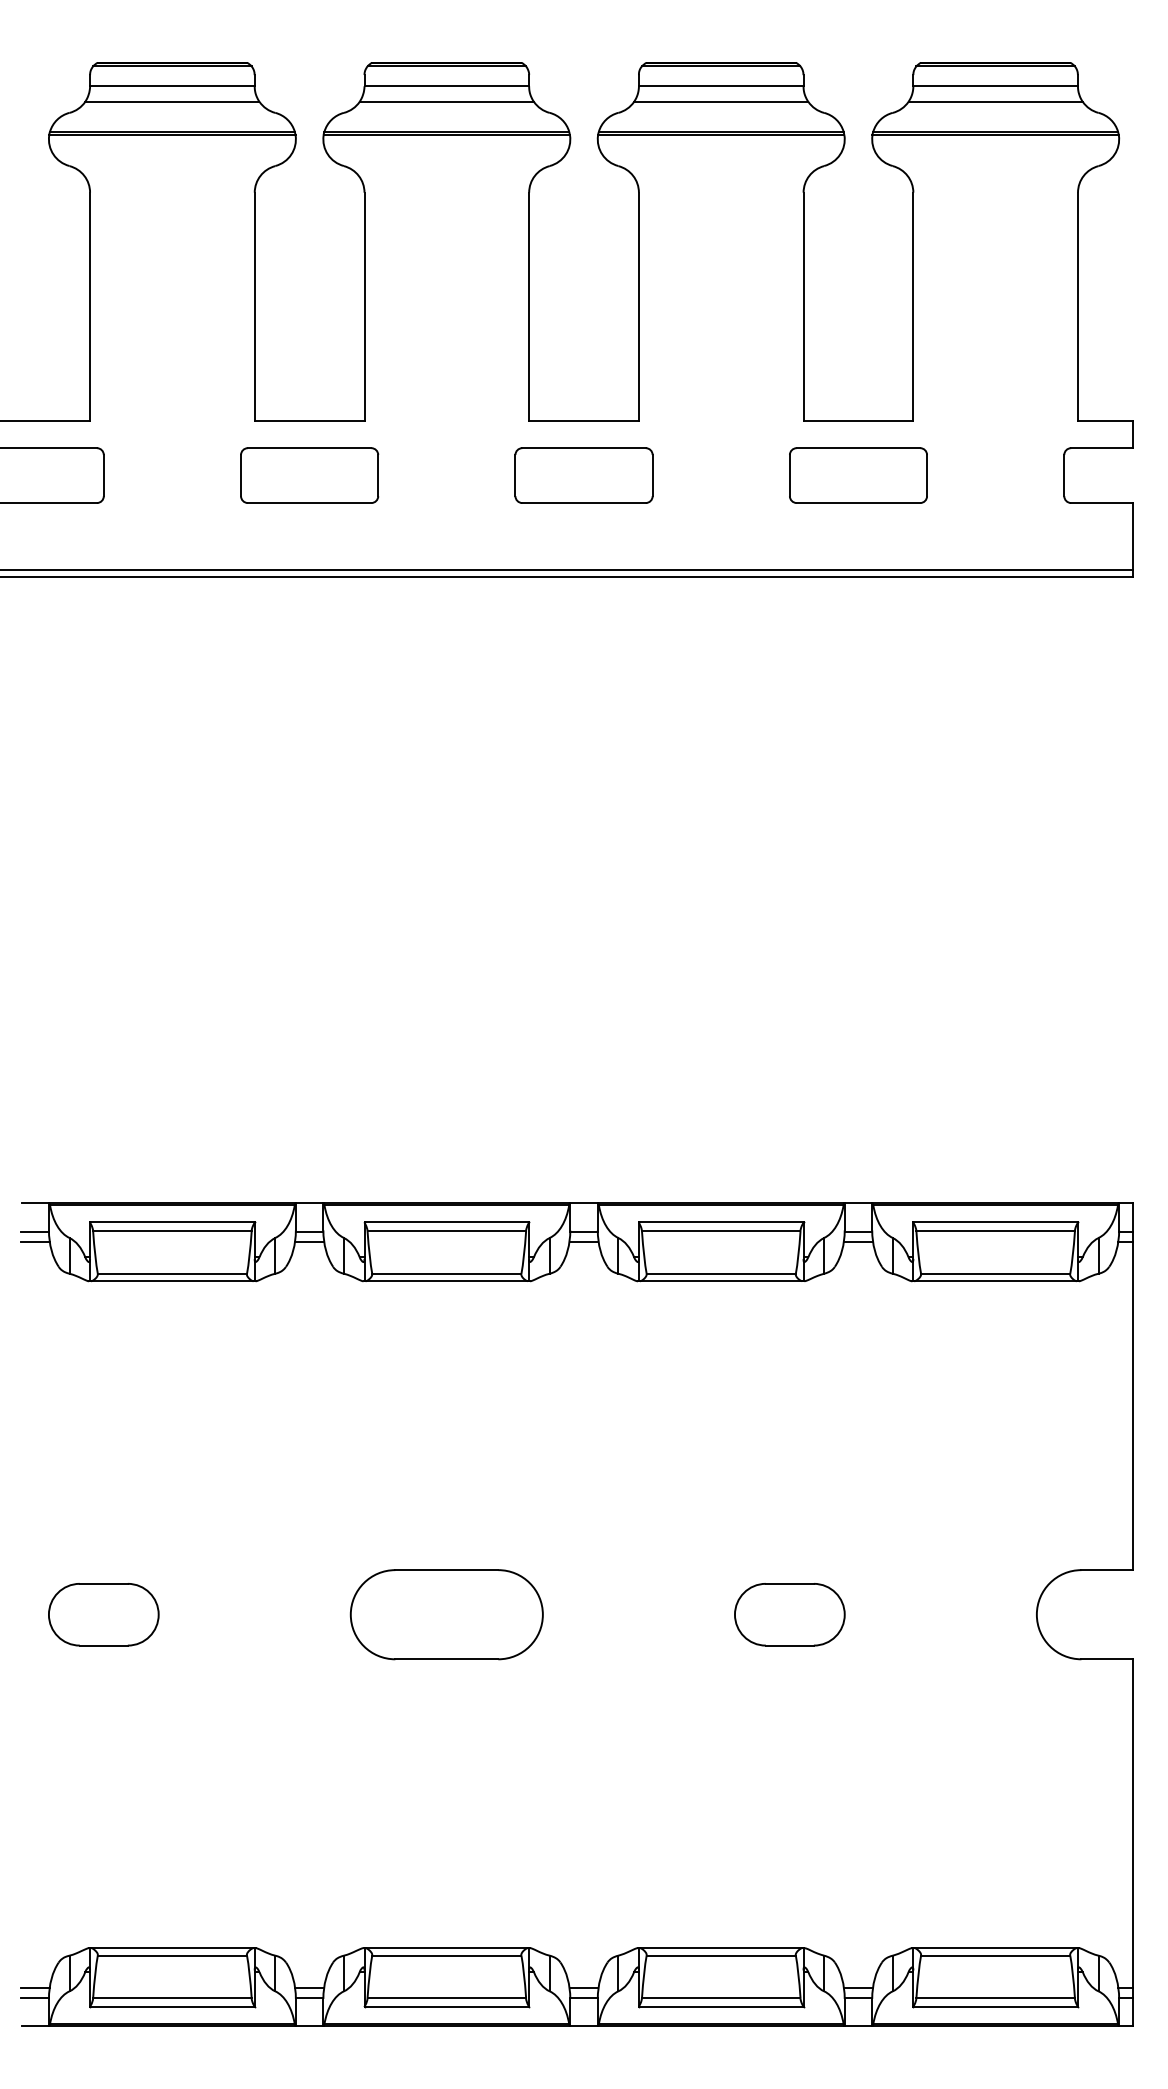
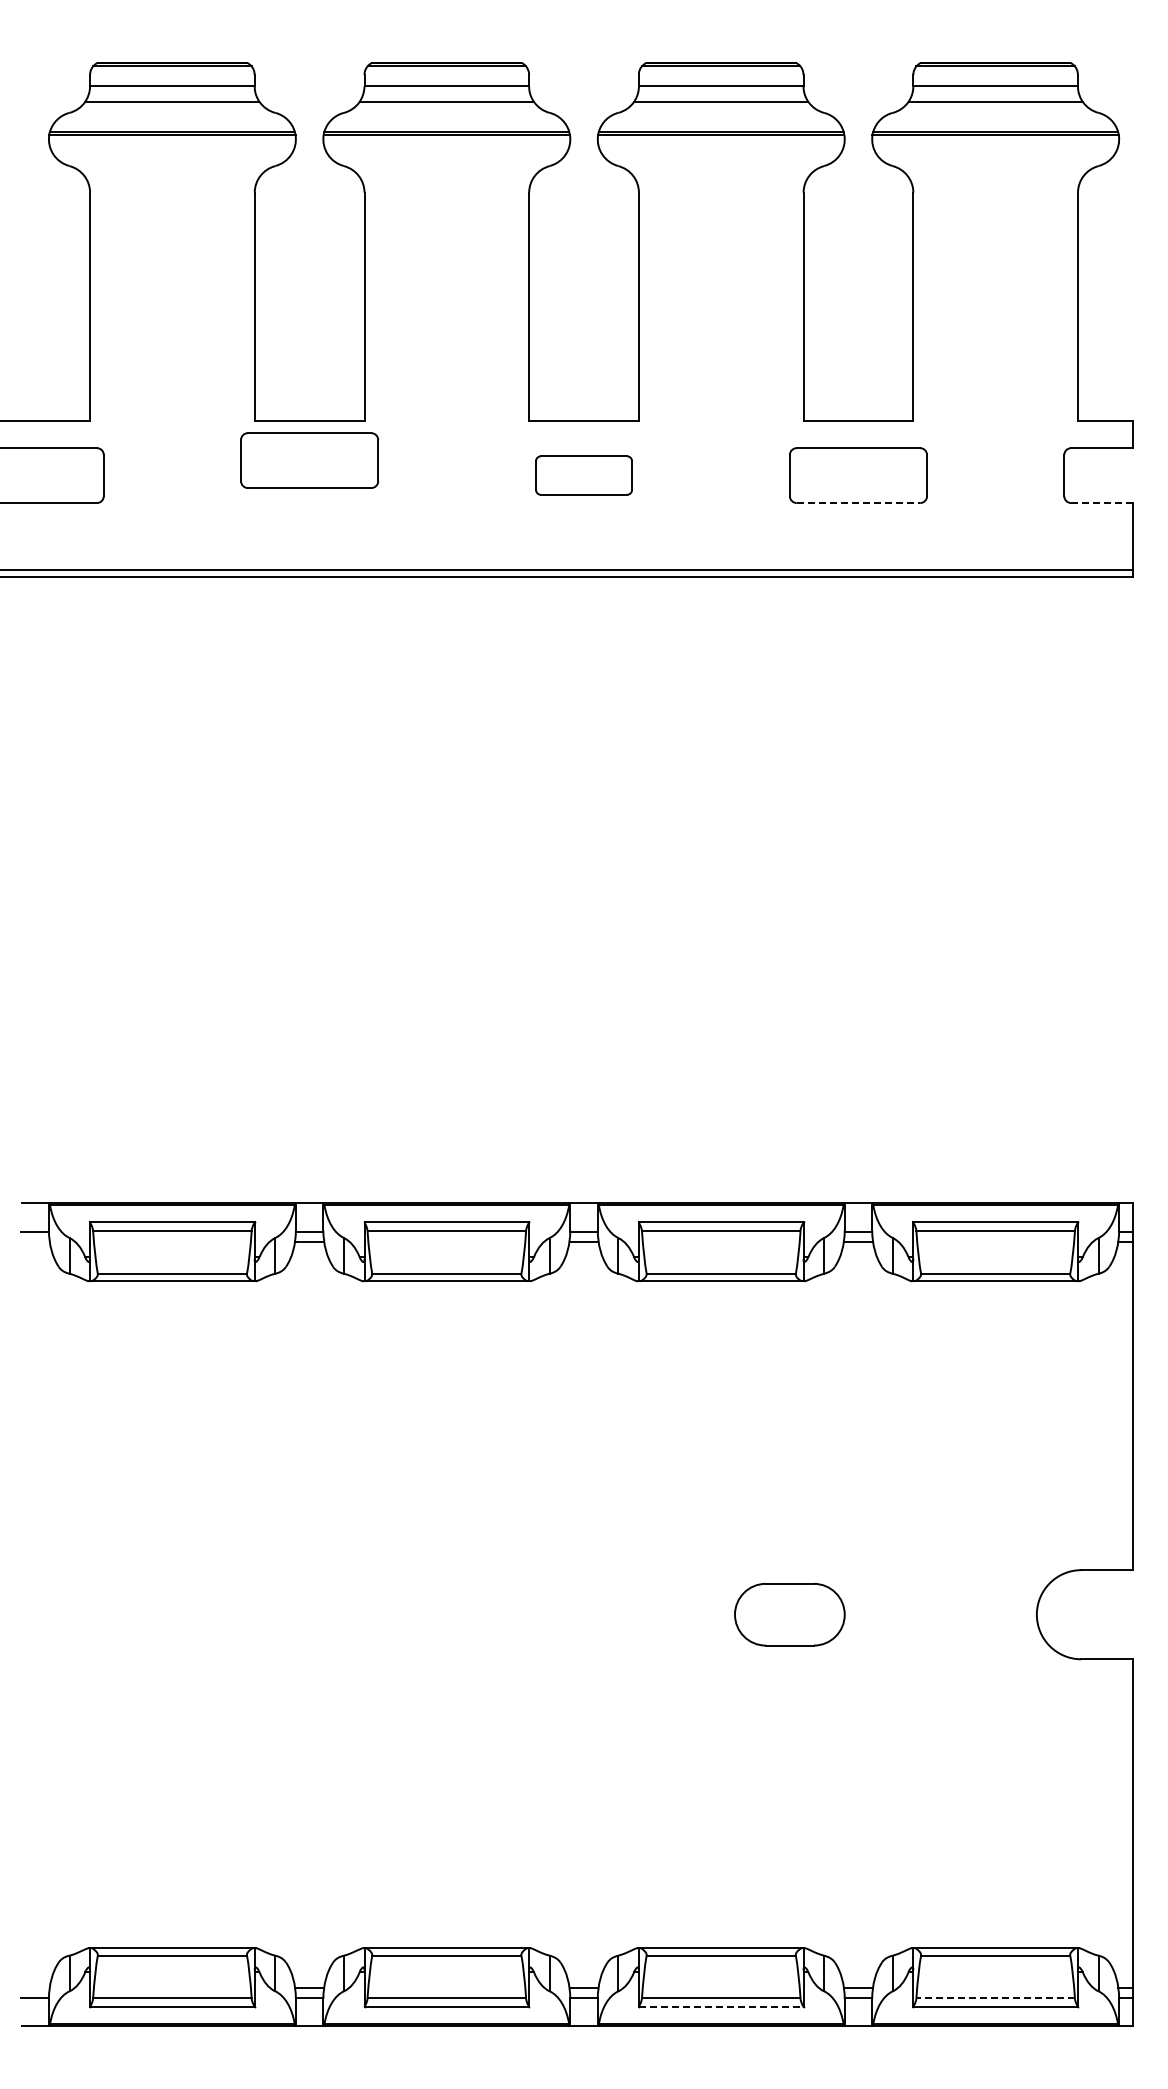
part position: (309, 475) -> (309, 460) (309, 460)
part size: 140x57 px -> 98x41 px (583, 475)
line: solid -> dashed (858, 503)
line: solid -> dashed (1102, 503)
line: present -> none (34, 1241)
part: present -> none (103, 1614)
part: present -> none (446, 1614)
line: present -> none (34, 1987)
line: solid -> dashed (995, 1998)
line: solid -> dashed (721, 2007)
